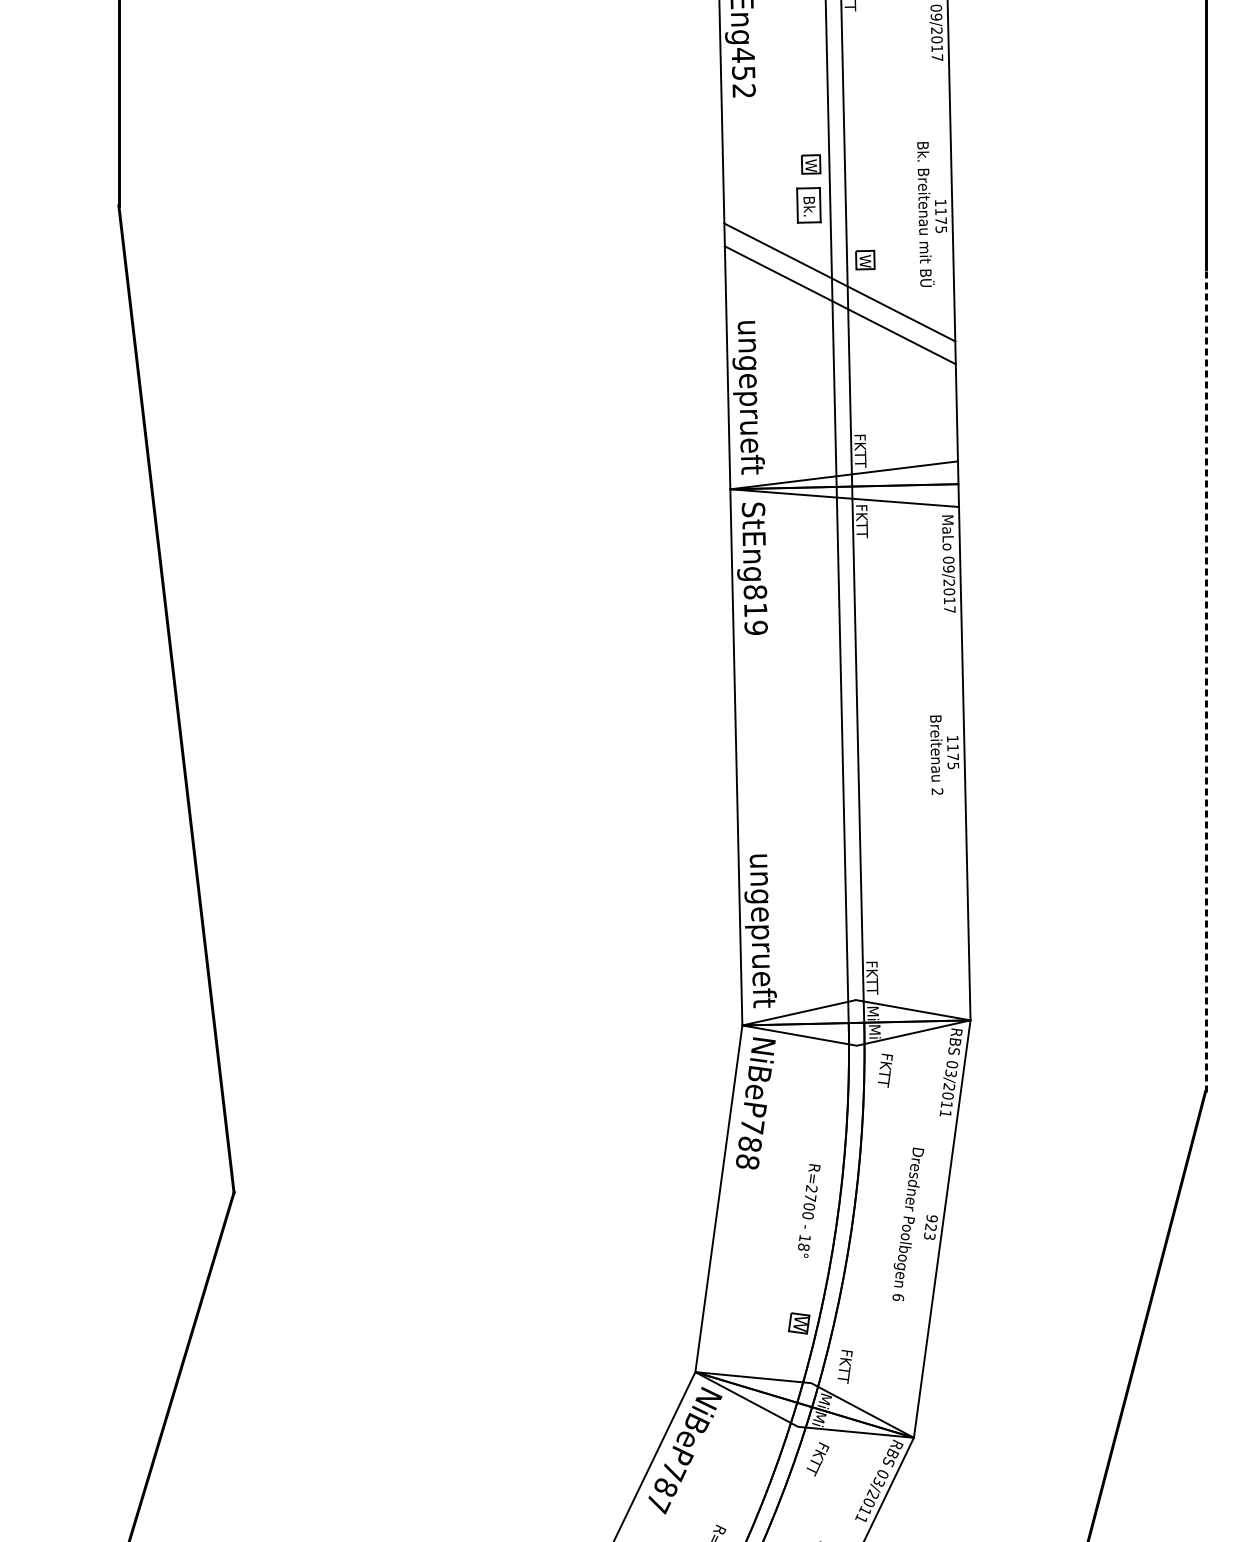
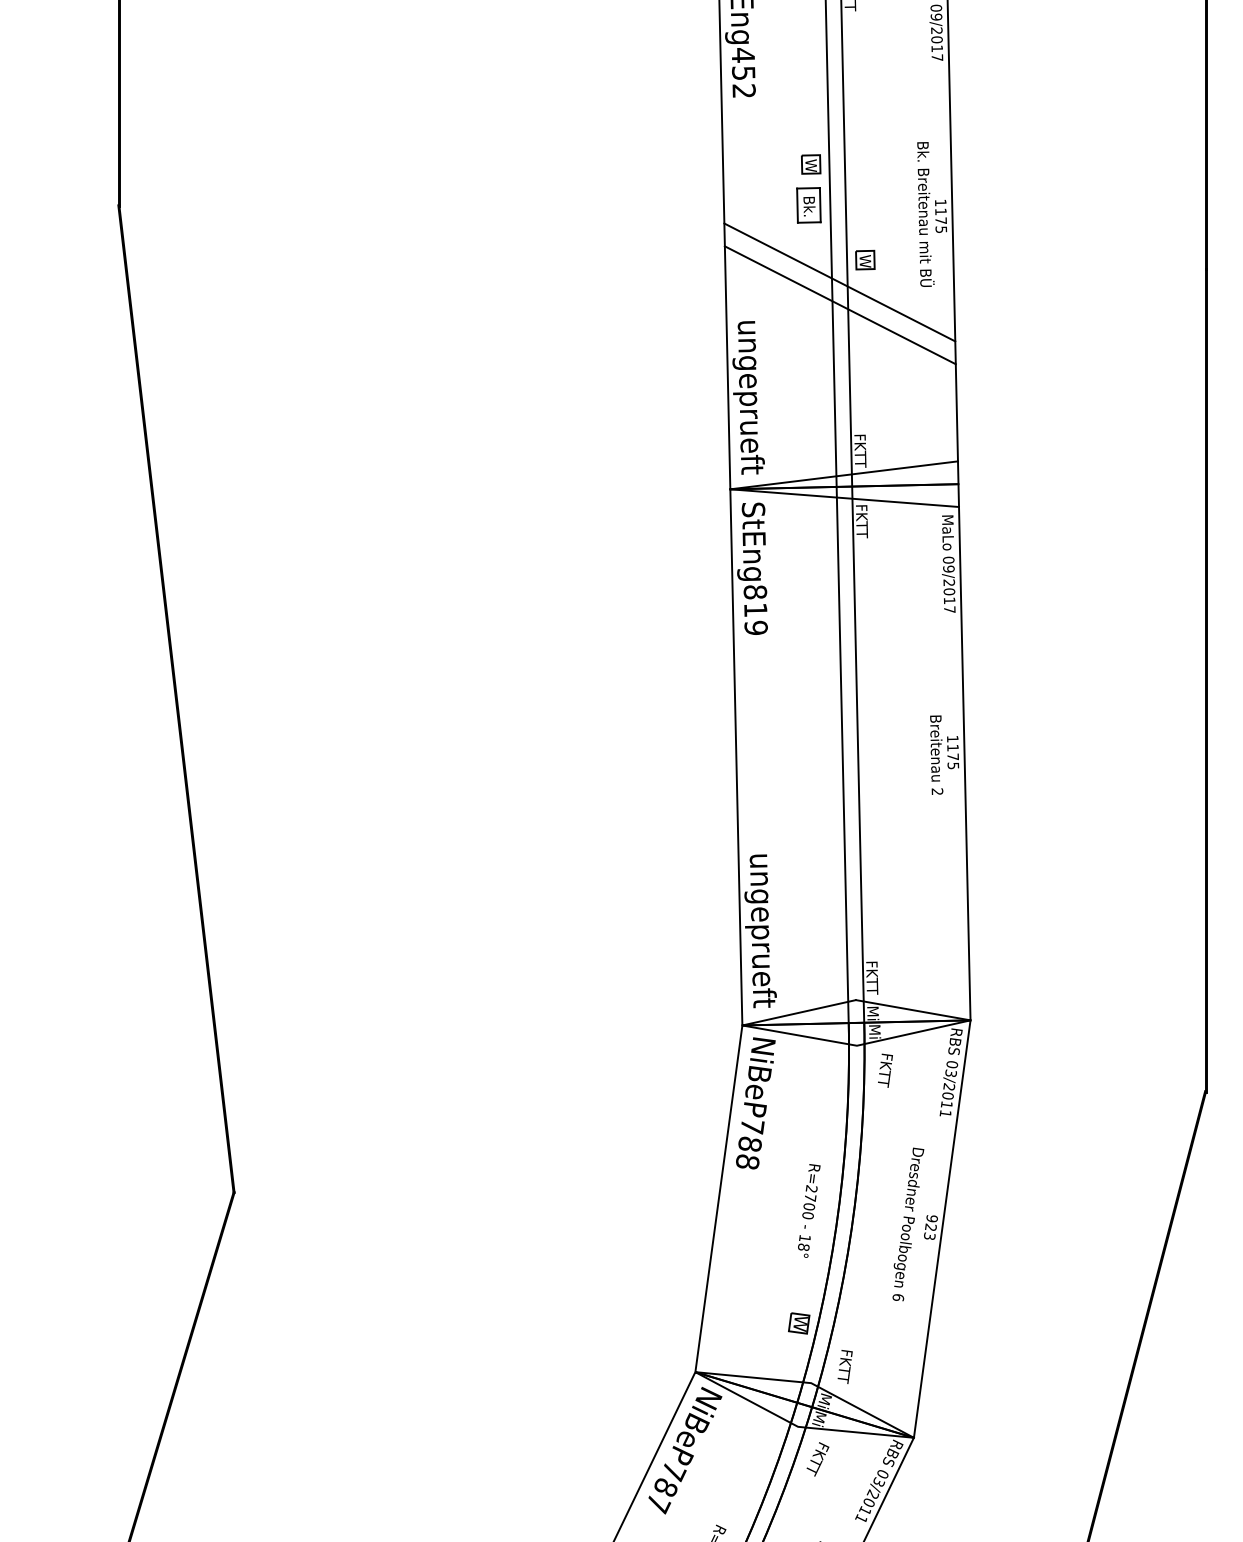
line: dashed -> solid (1205, 680)
